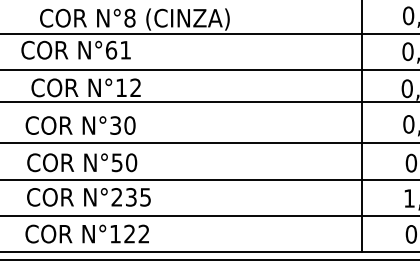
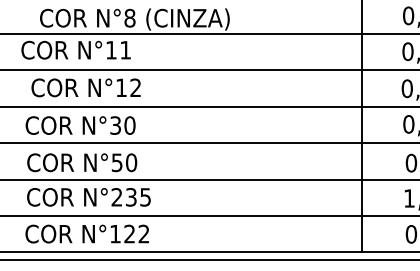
text: N°61 -> N°11 (111, 49)
line position: (209, 101) -> (209, 106) (209, 106)
